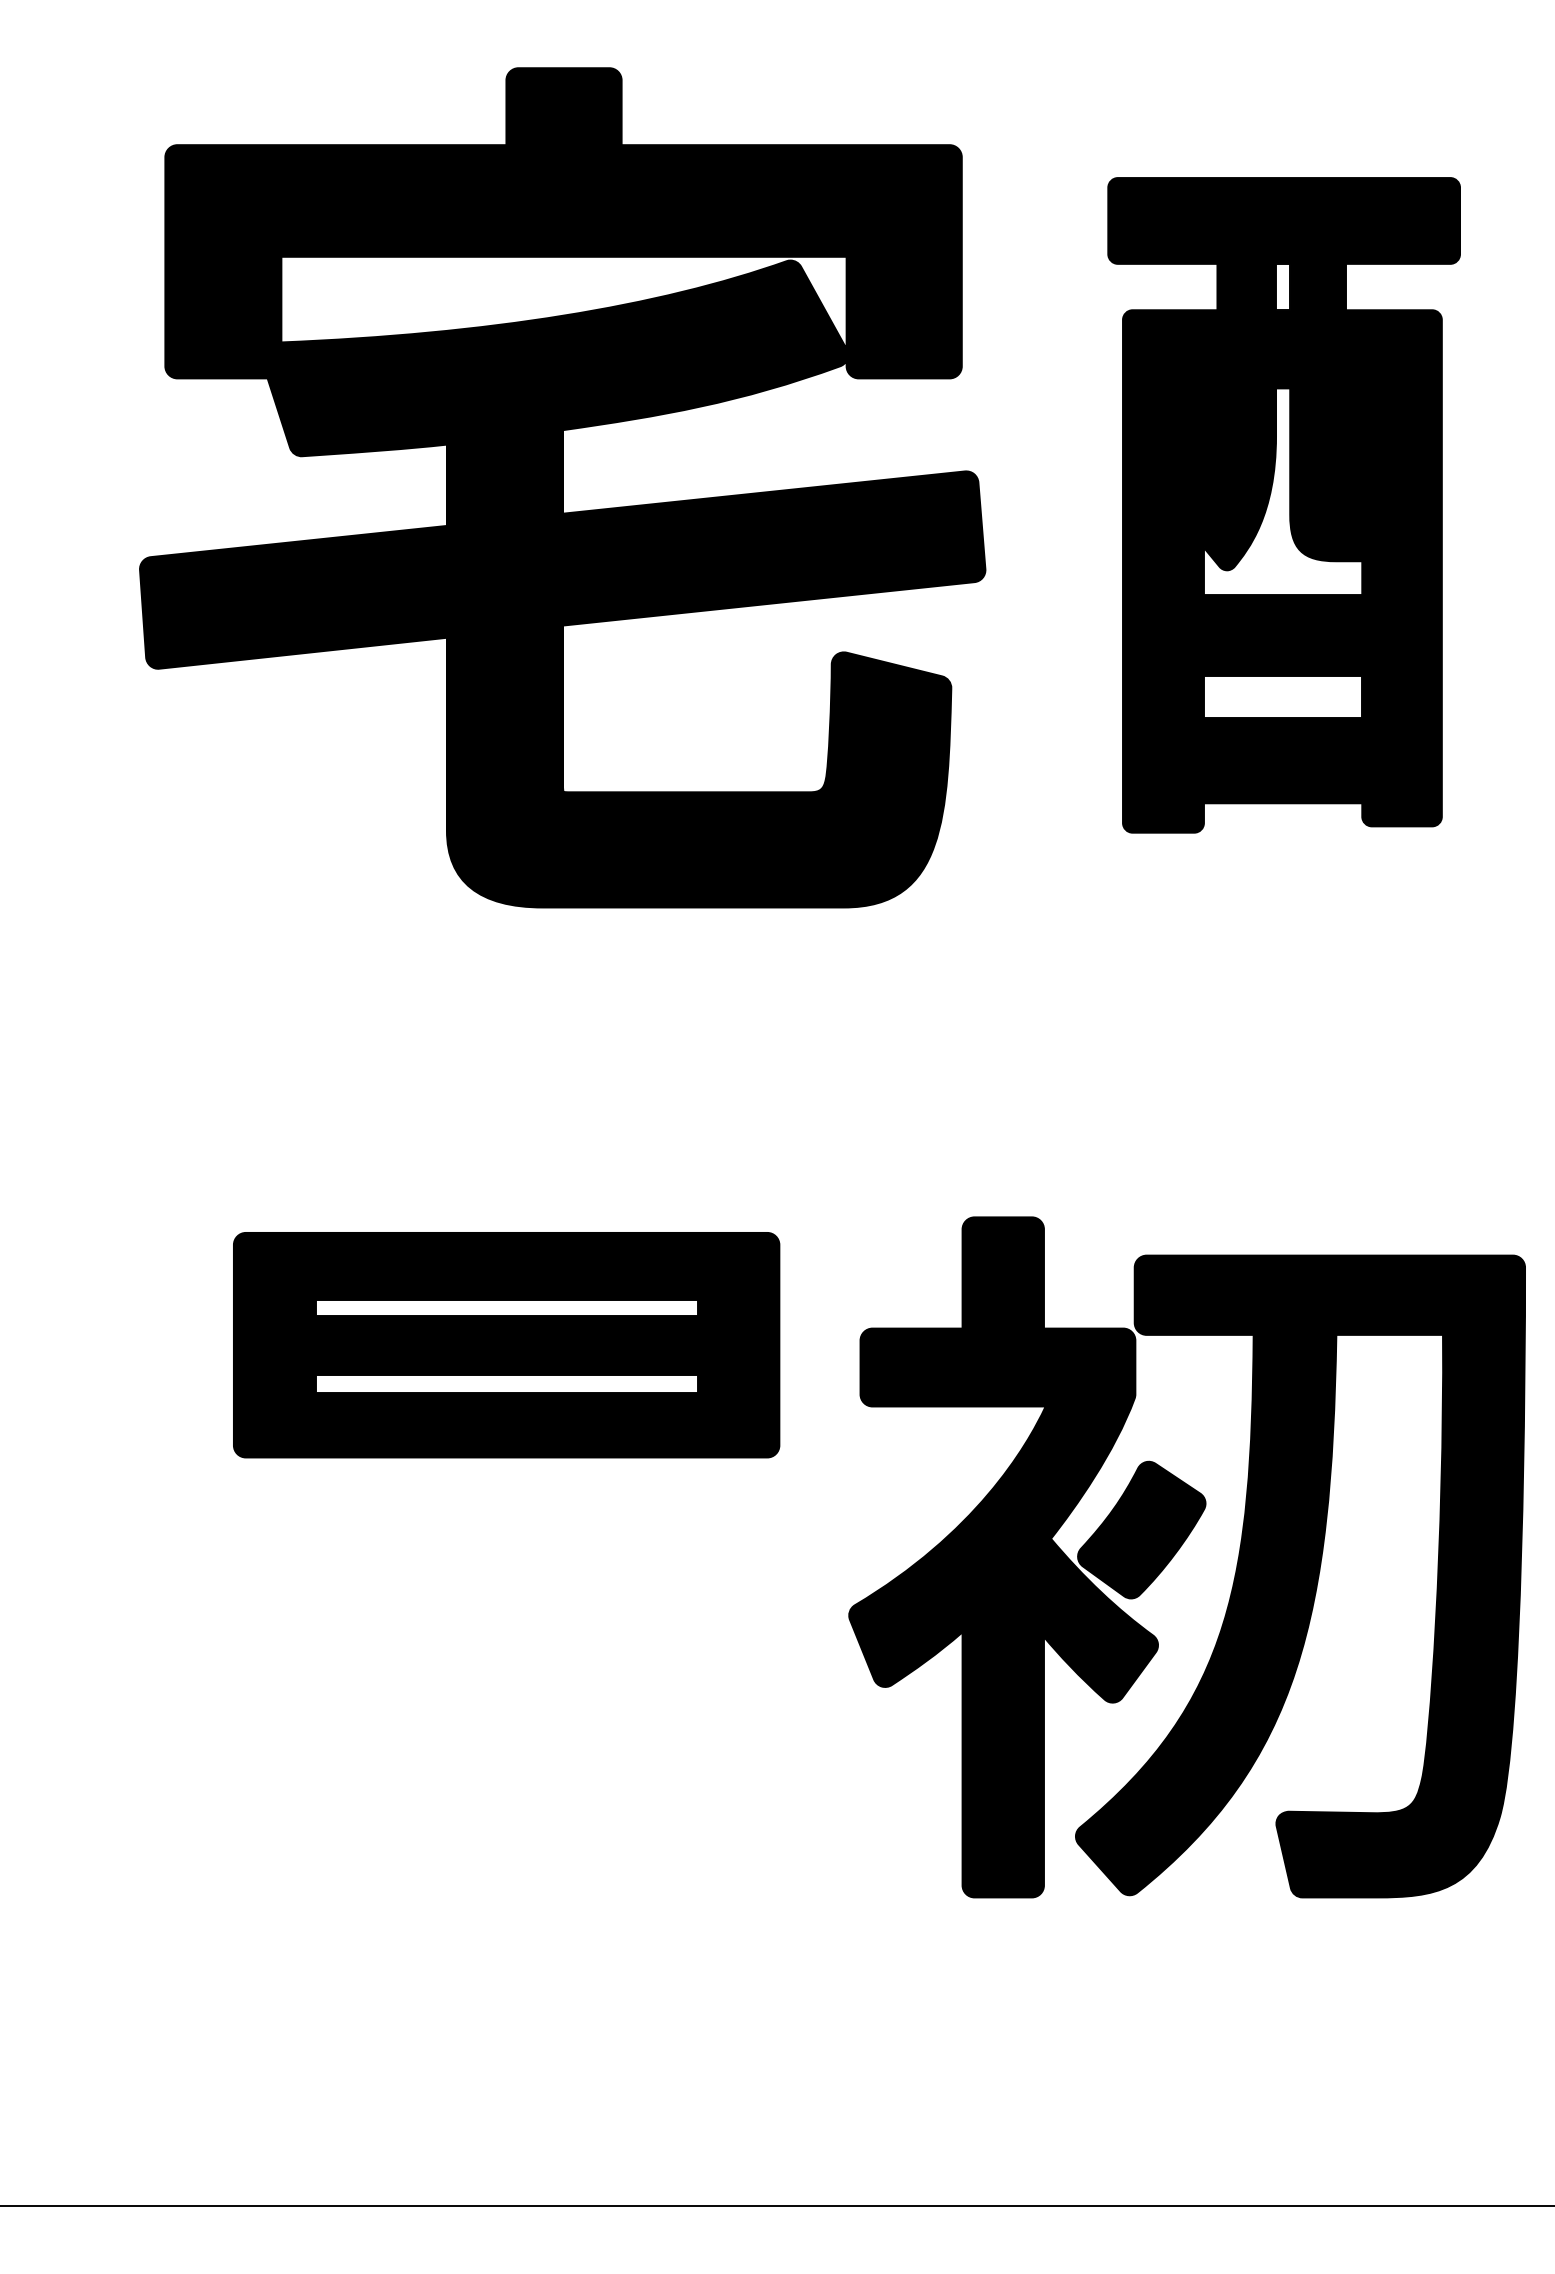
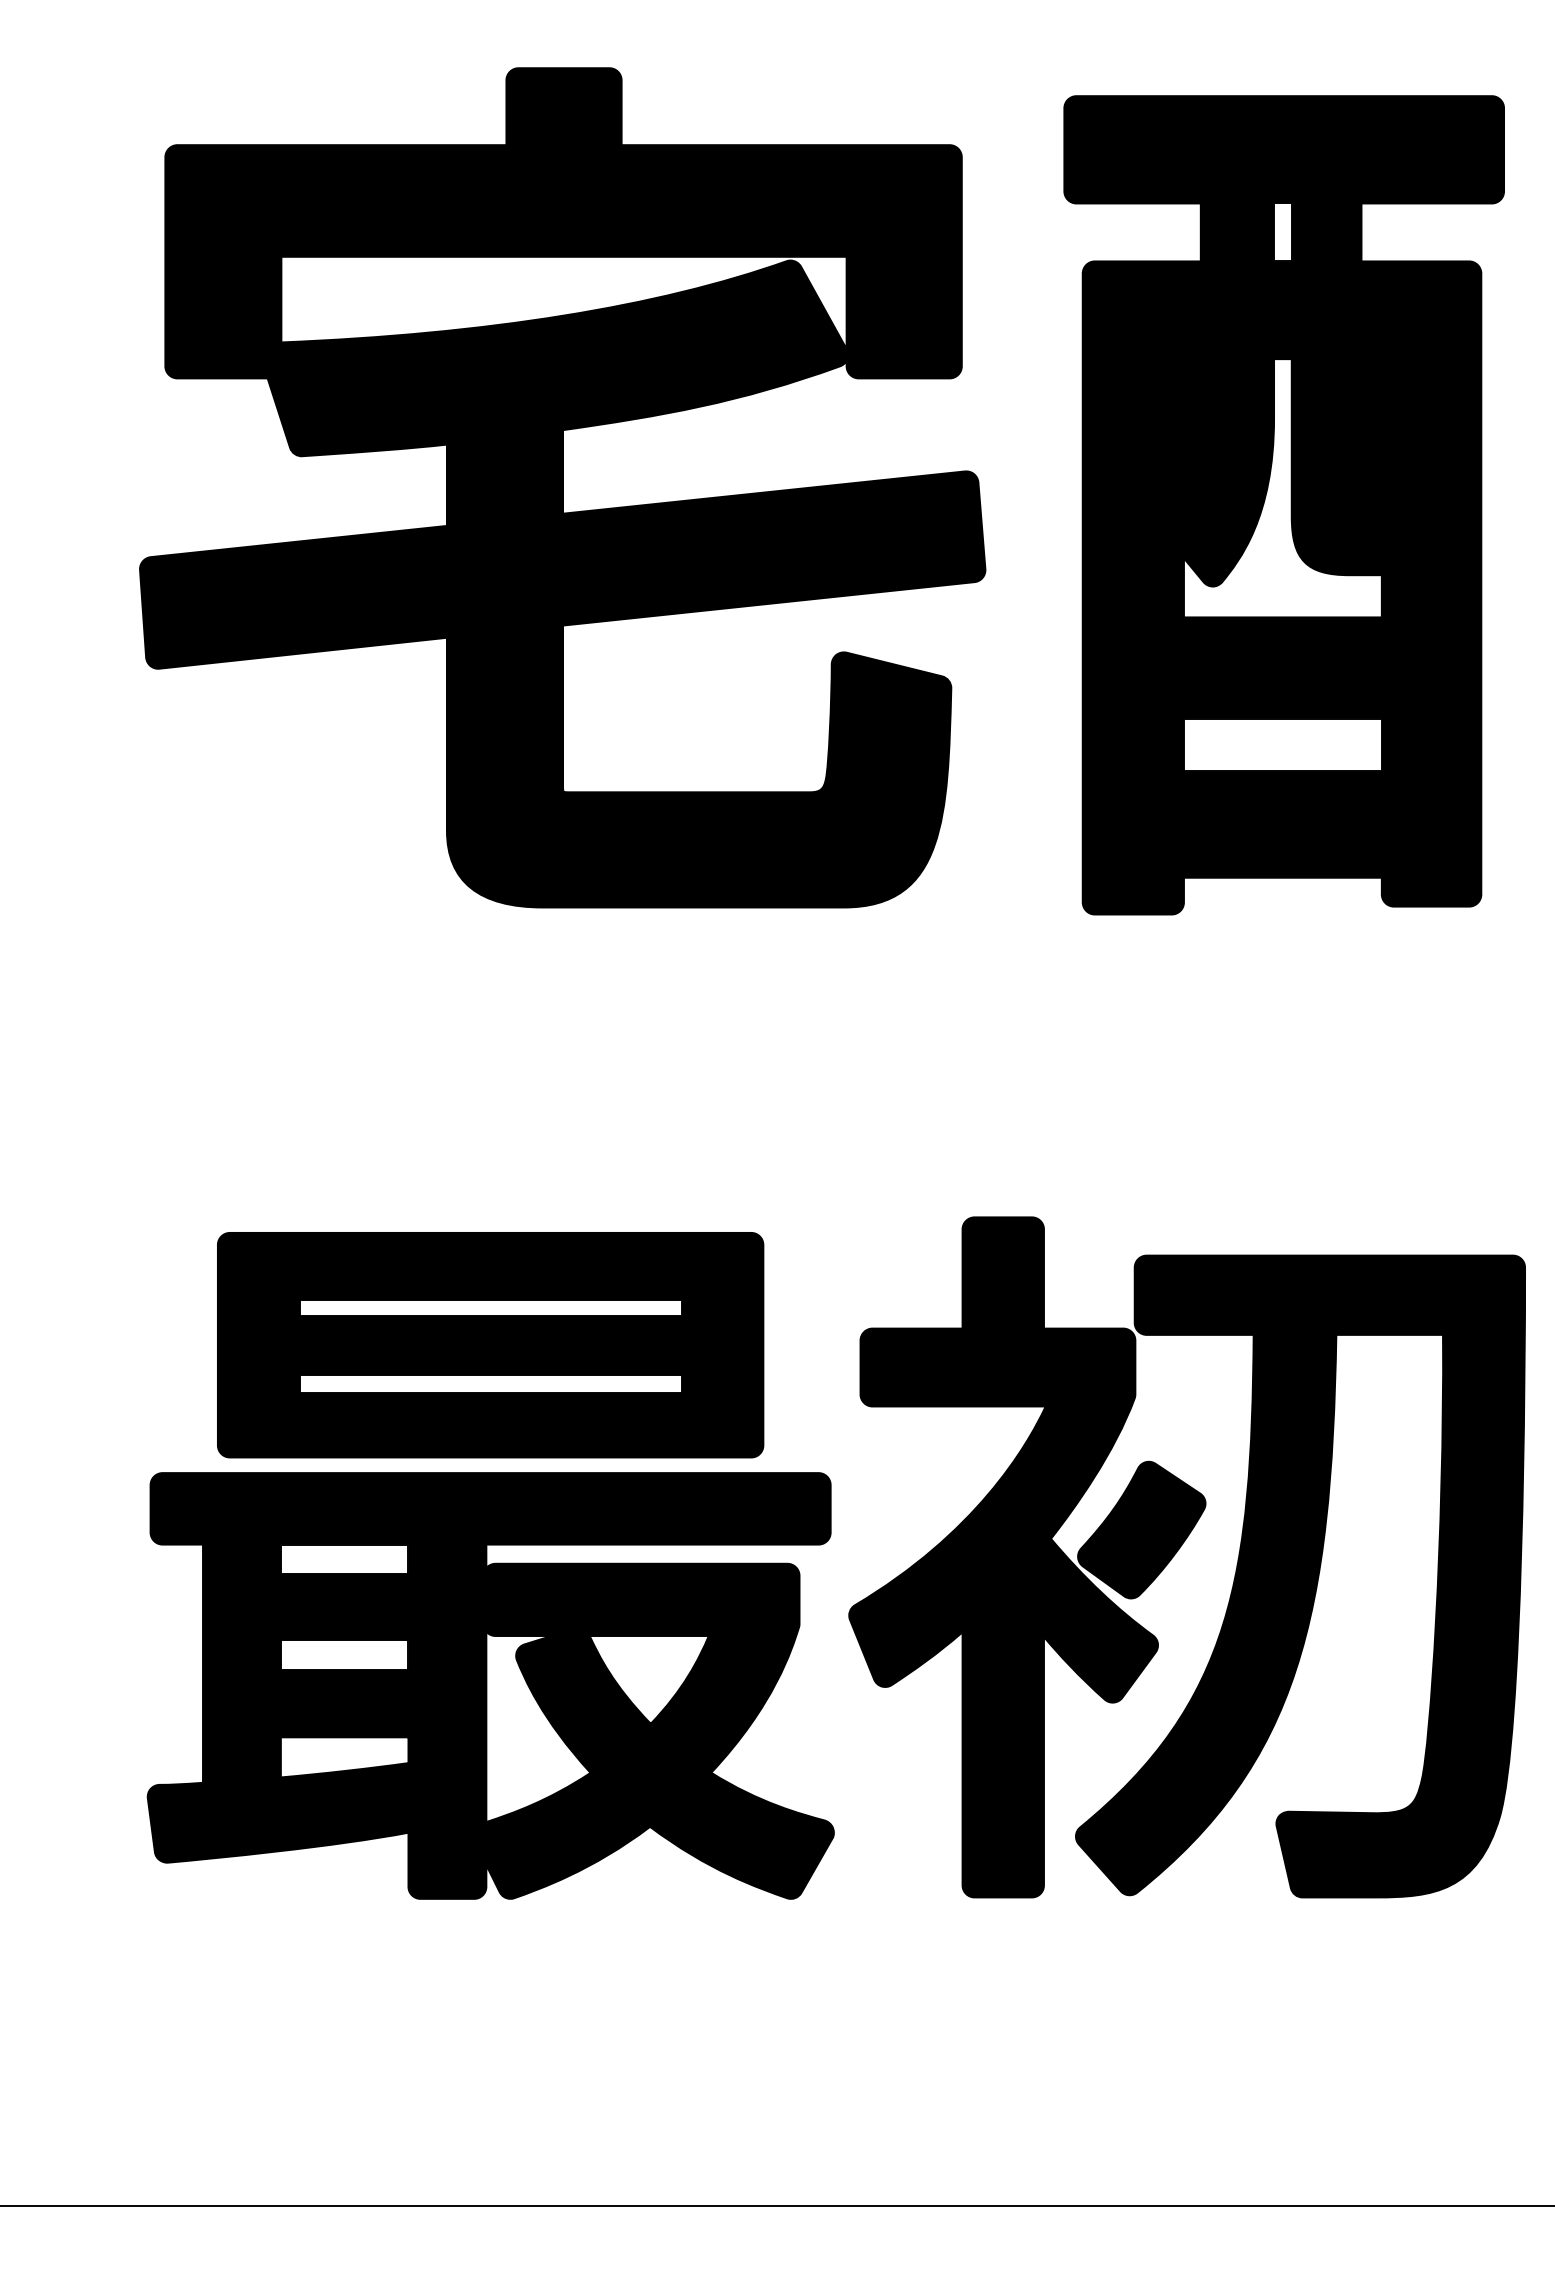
part size: 354x657 px -> 442x821 px (1283, 505)
part position: (506, 1345) -> (490, 1345) (490, 1345)
part: none -> present (490, 1685)
